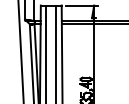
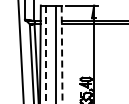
line: solid -> dashed (46, 54)
line: solid -> dashed (62, 54)
